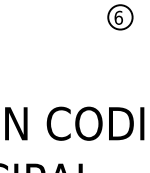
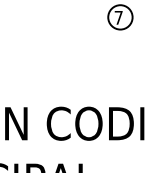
text: 6 -> 7 (118, 17)
